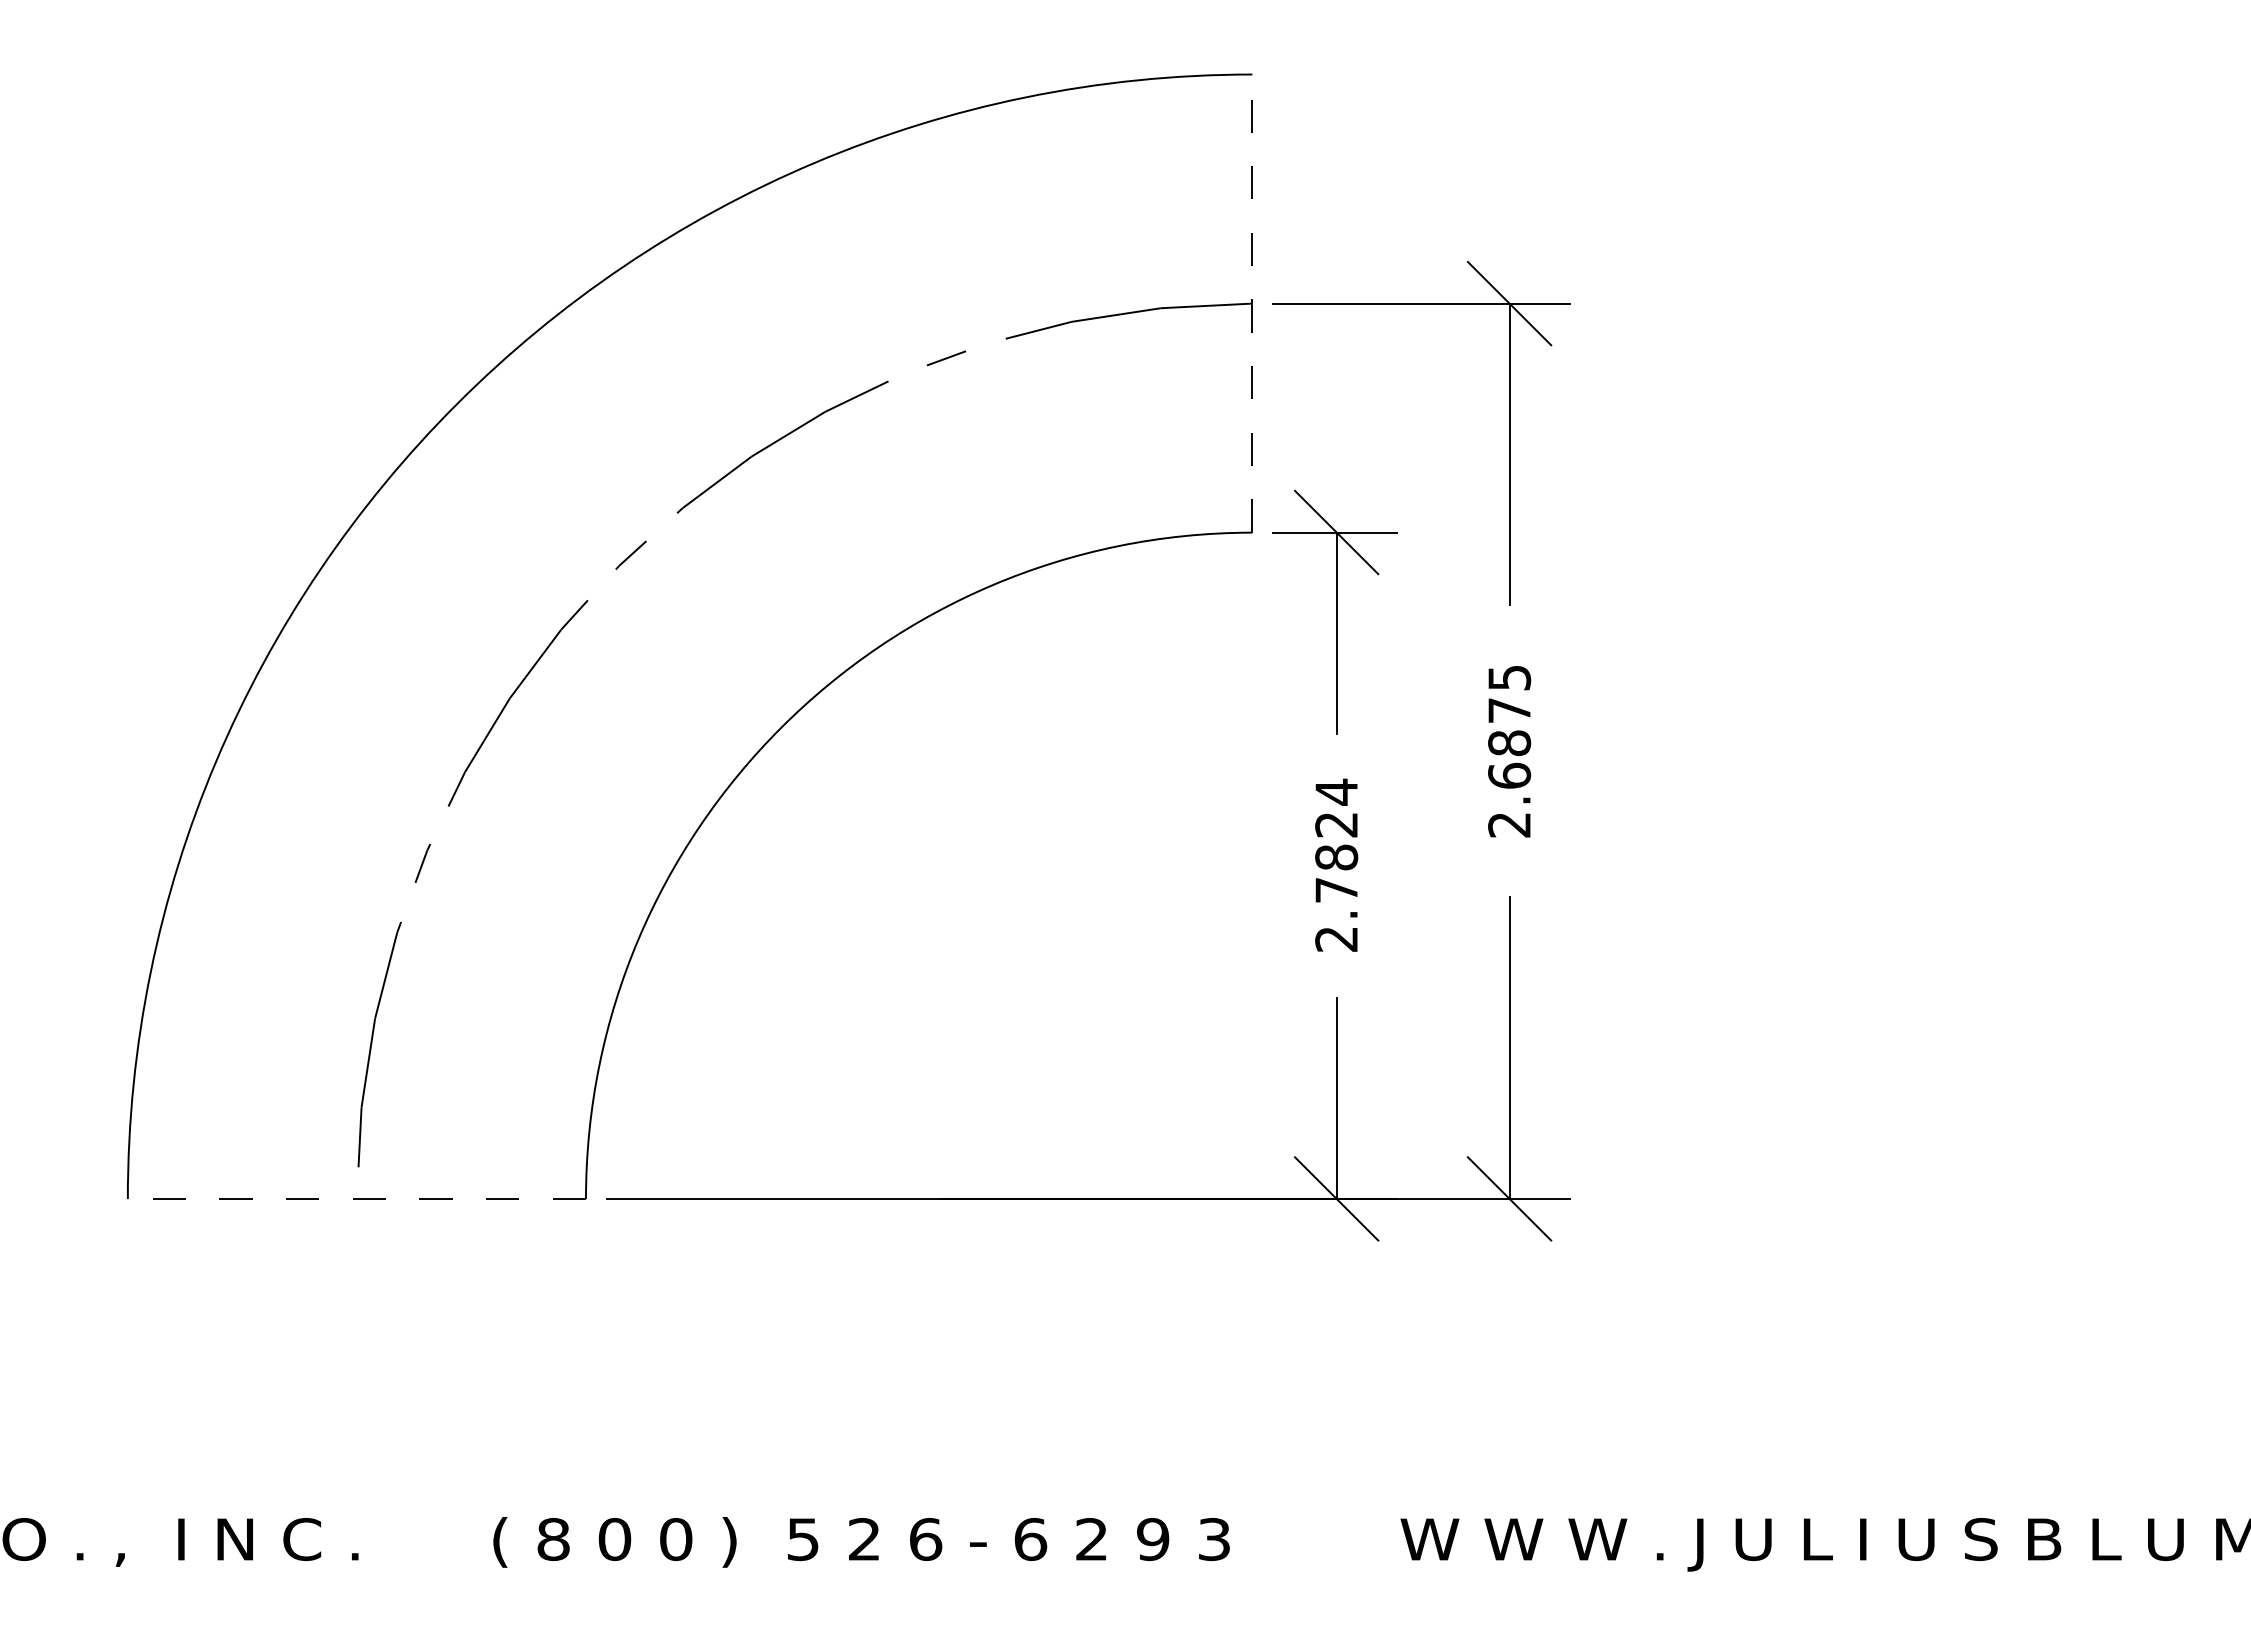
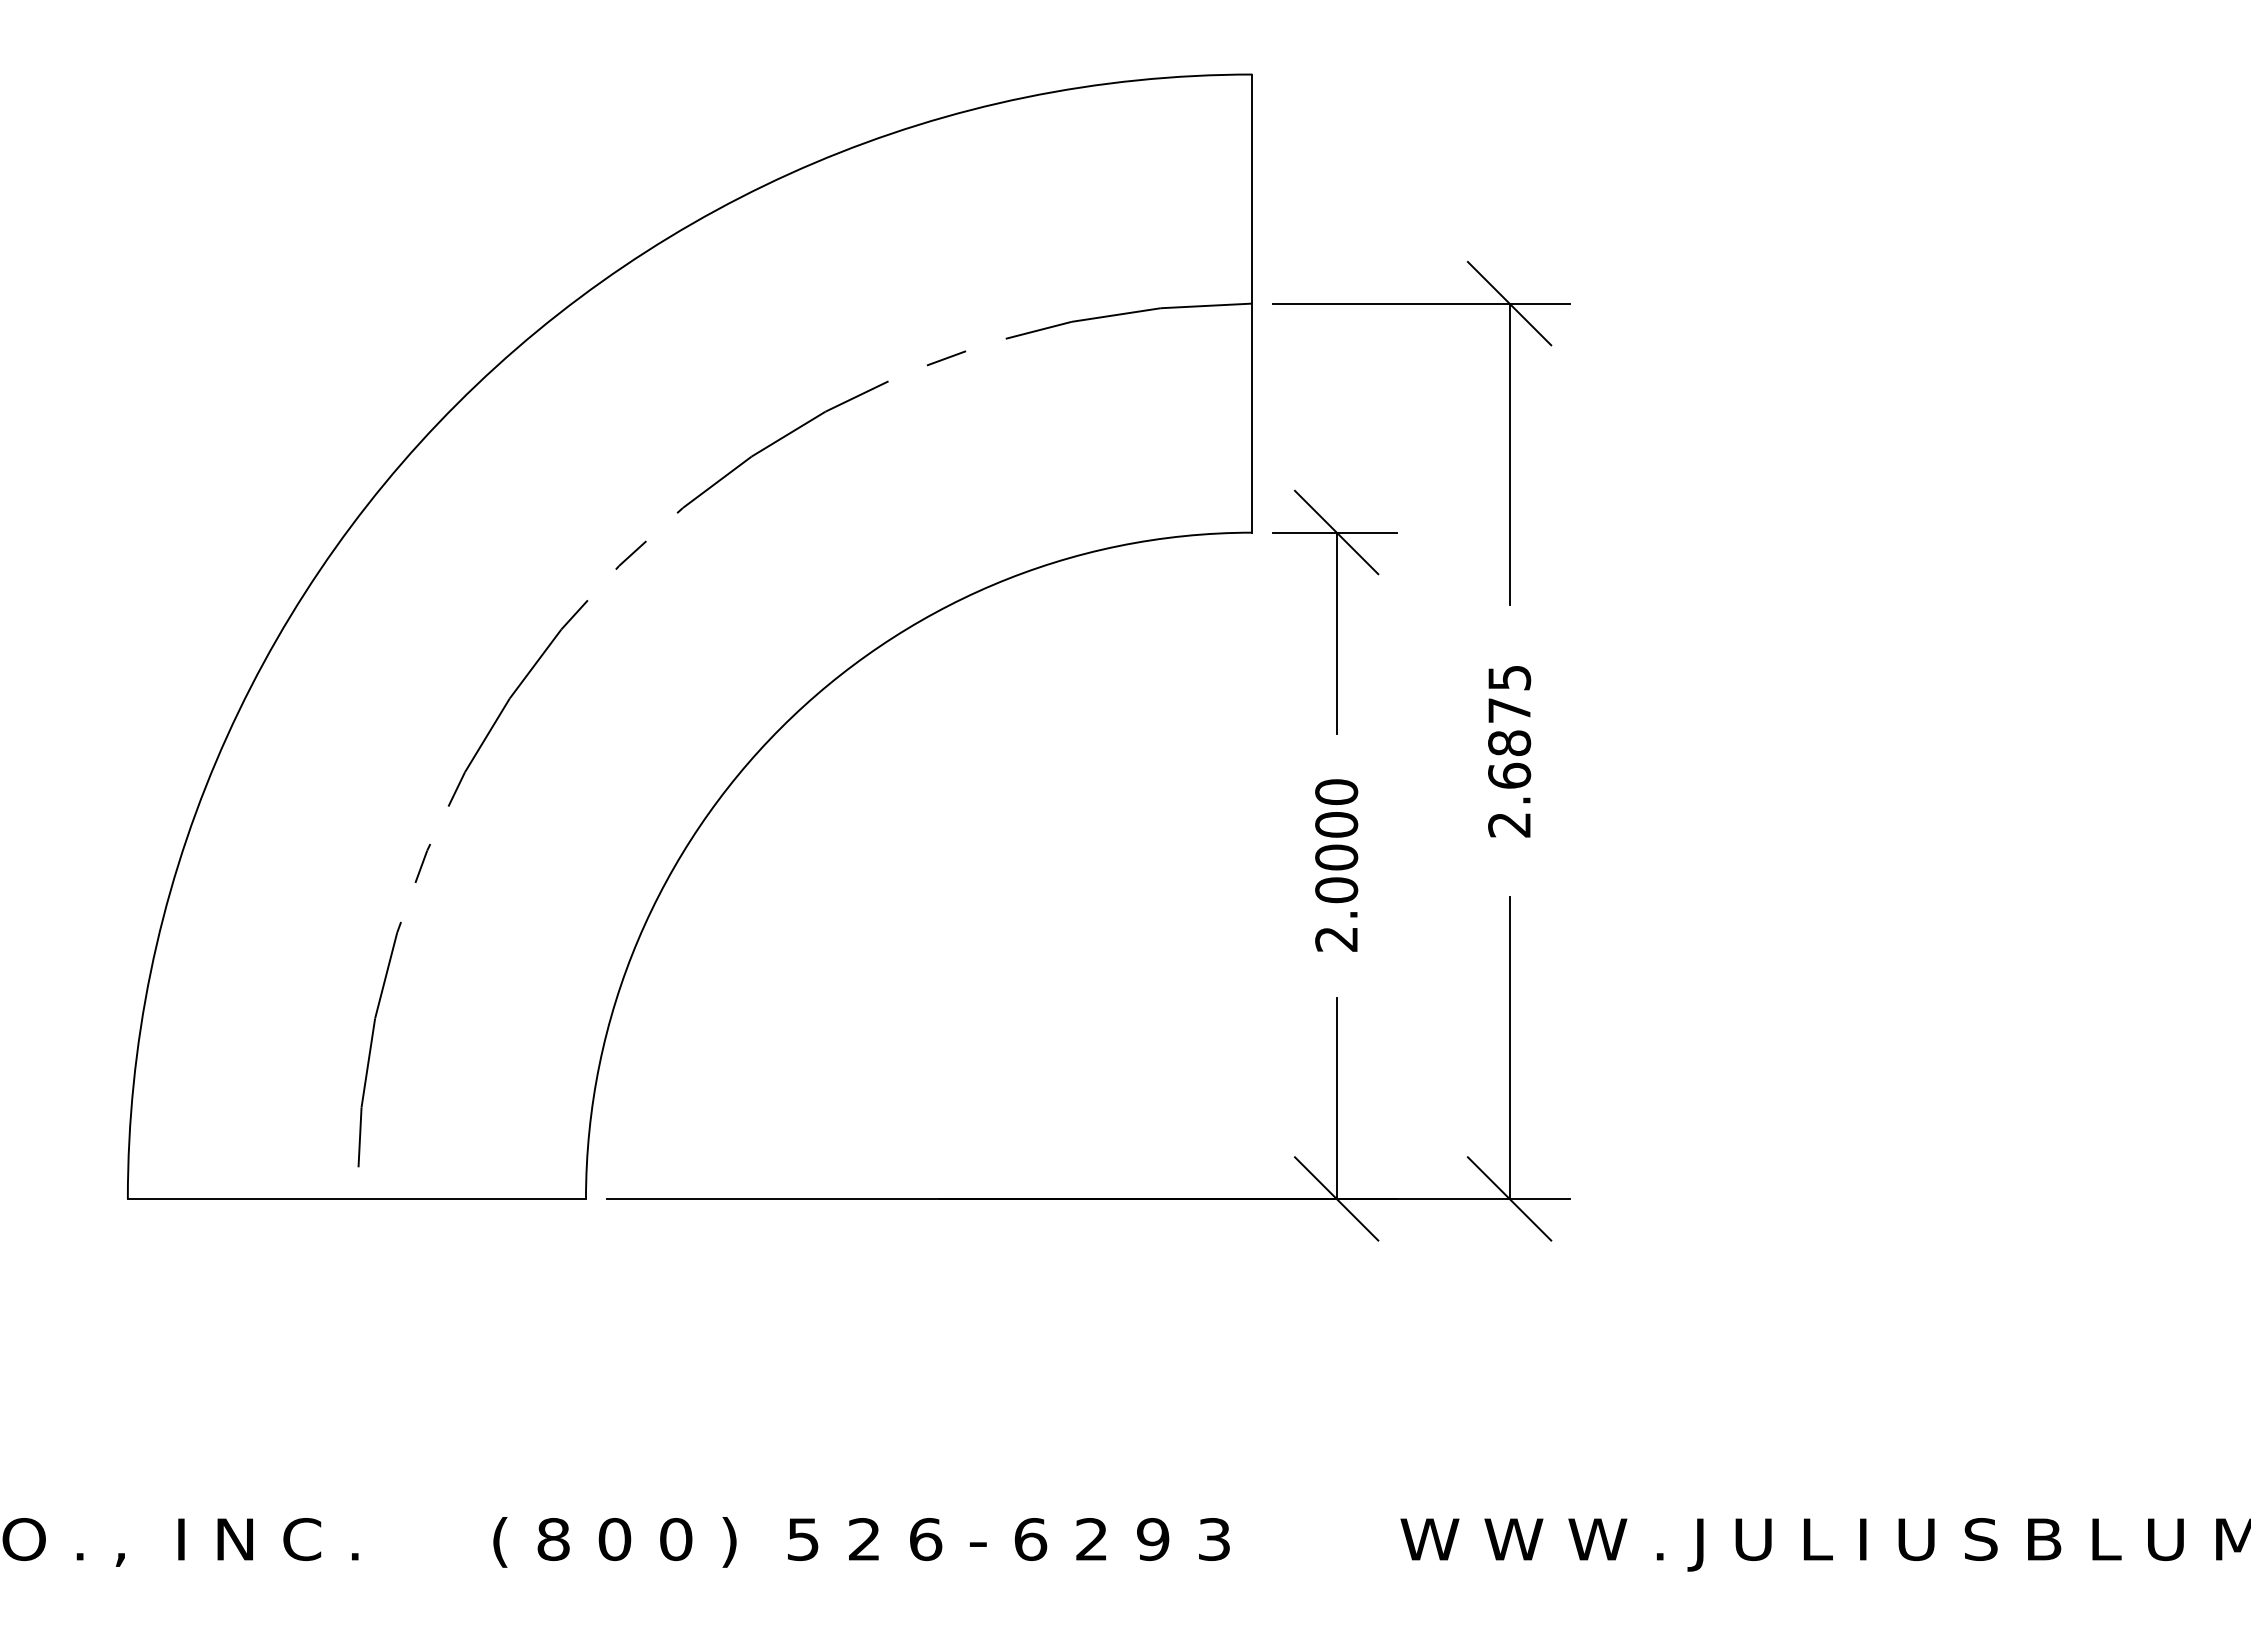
line: dashed -> solid (1252, 303)
text: 2.7824 -> 2.0000 (1336, 840)
line: dashed -> solid (356, 1199)
